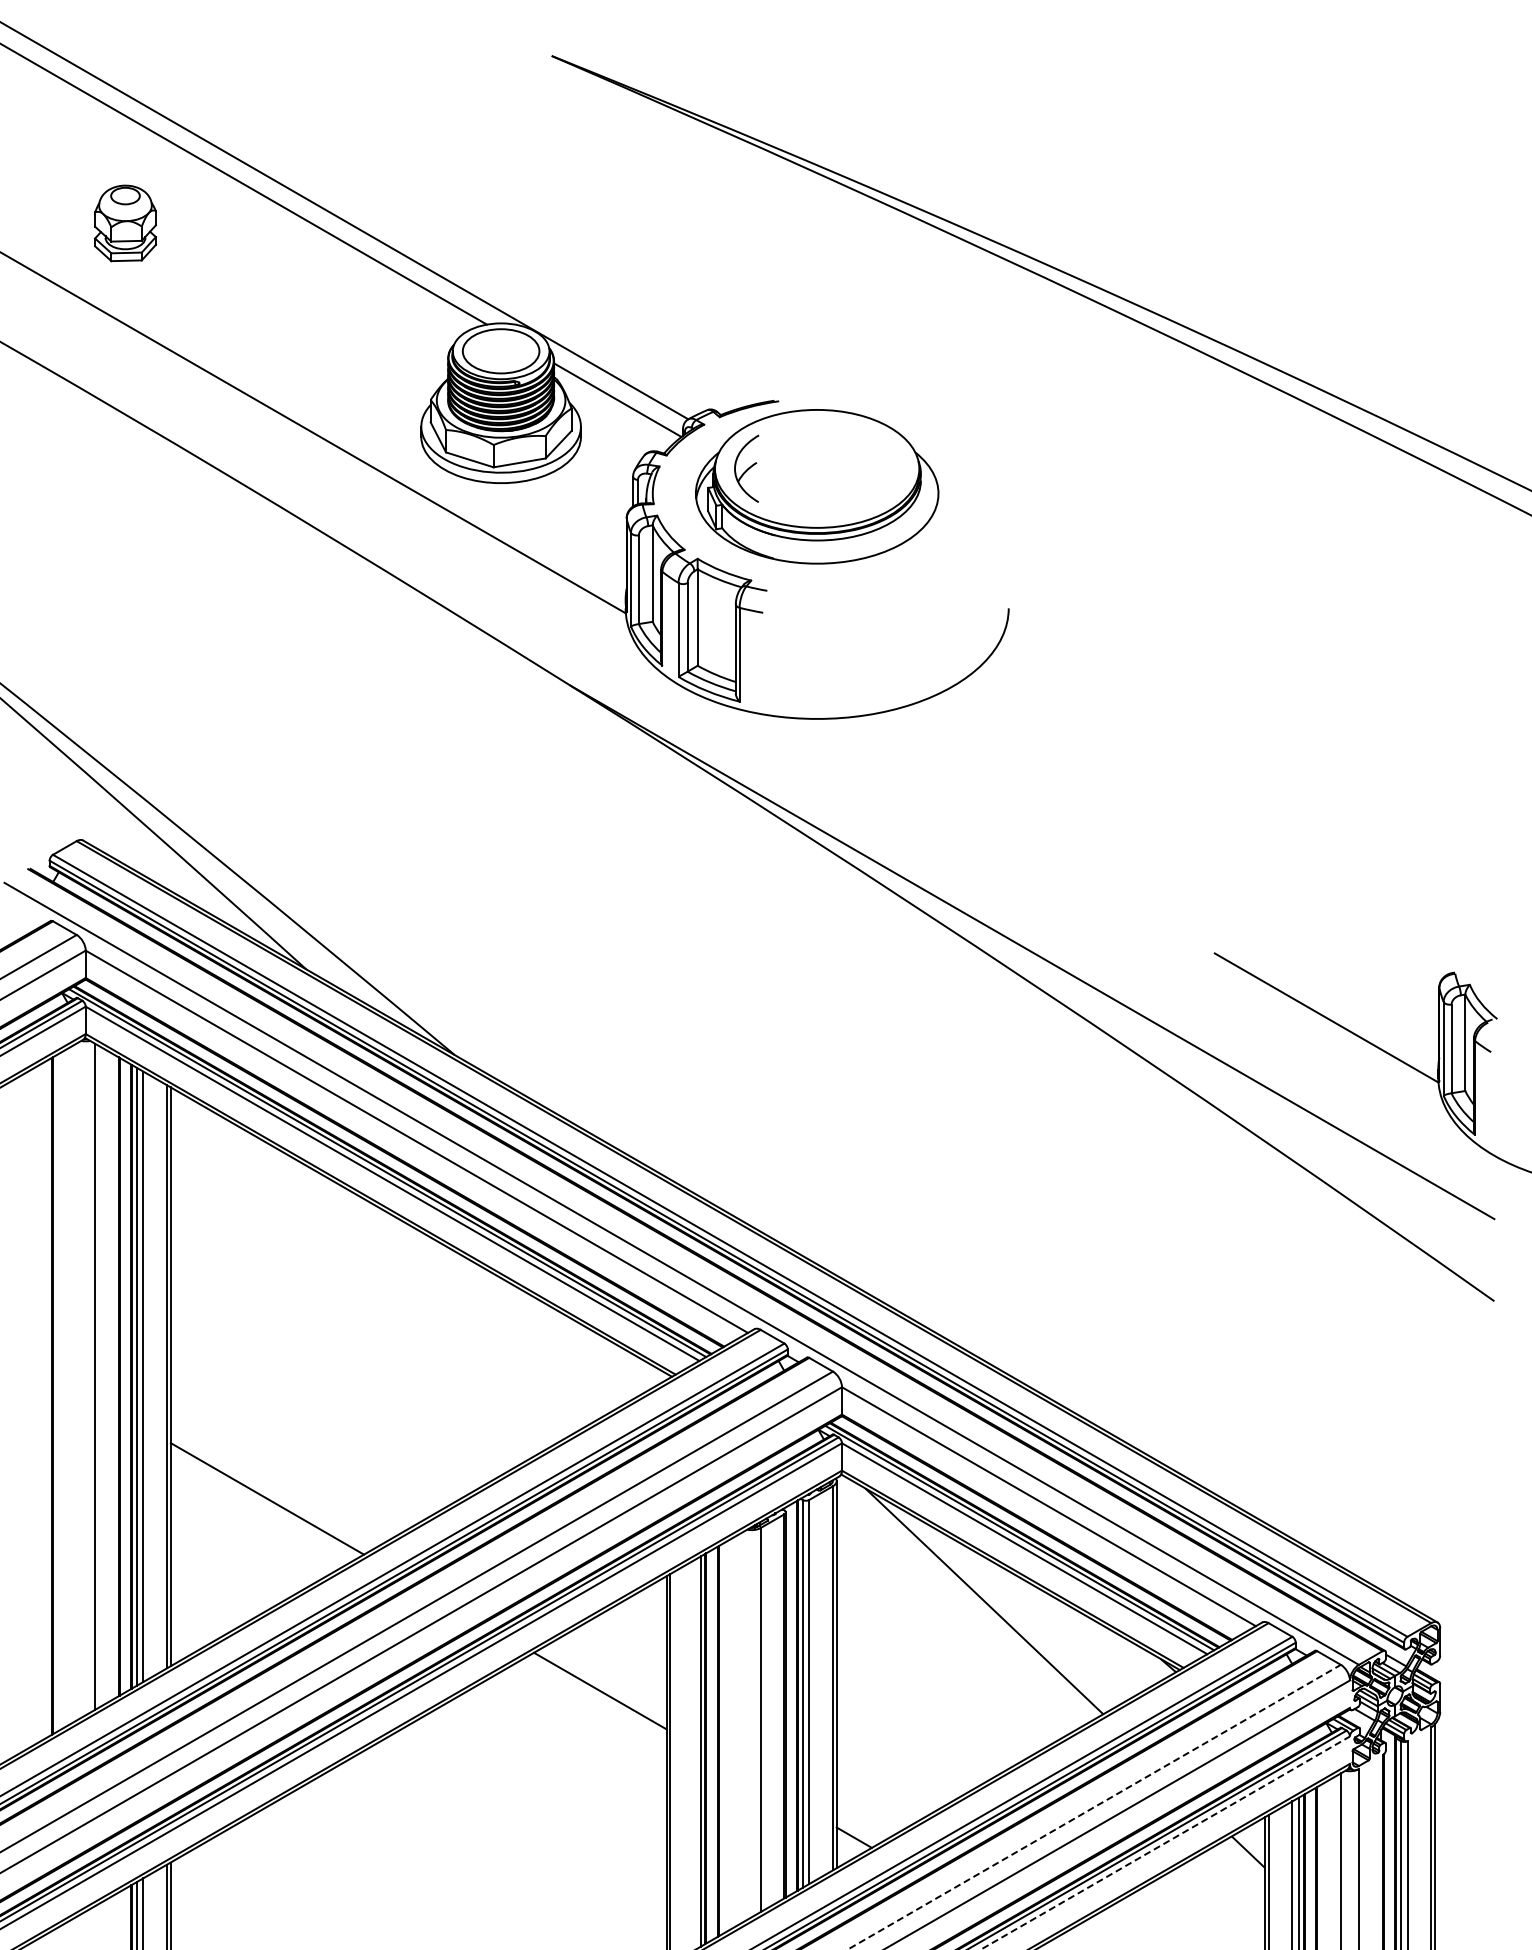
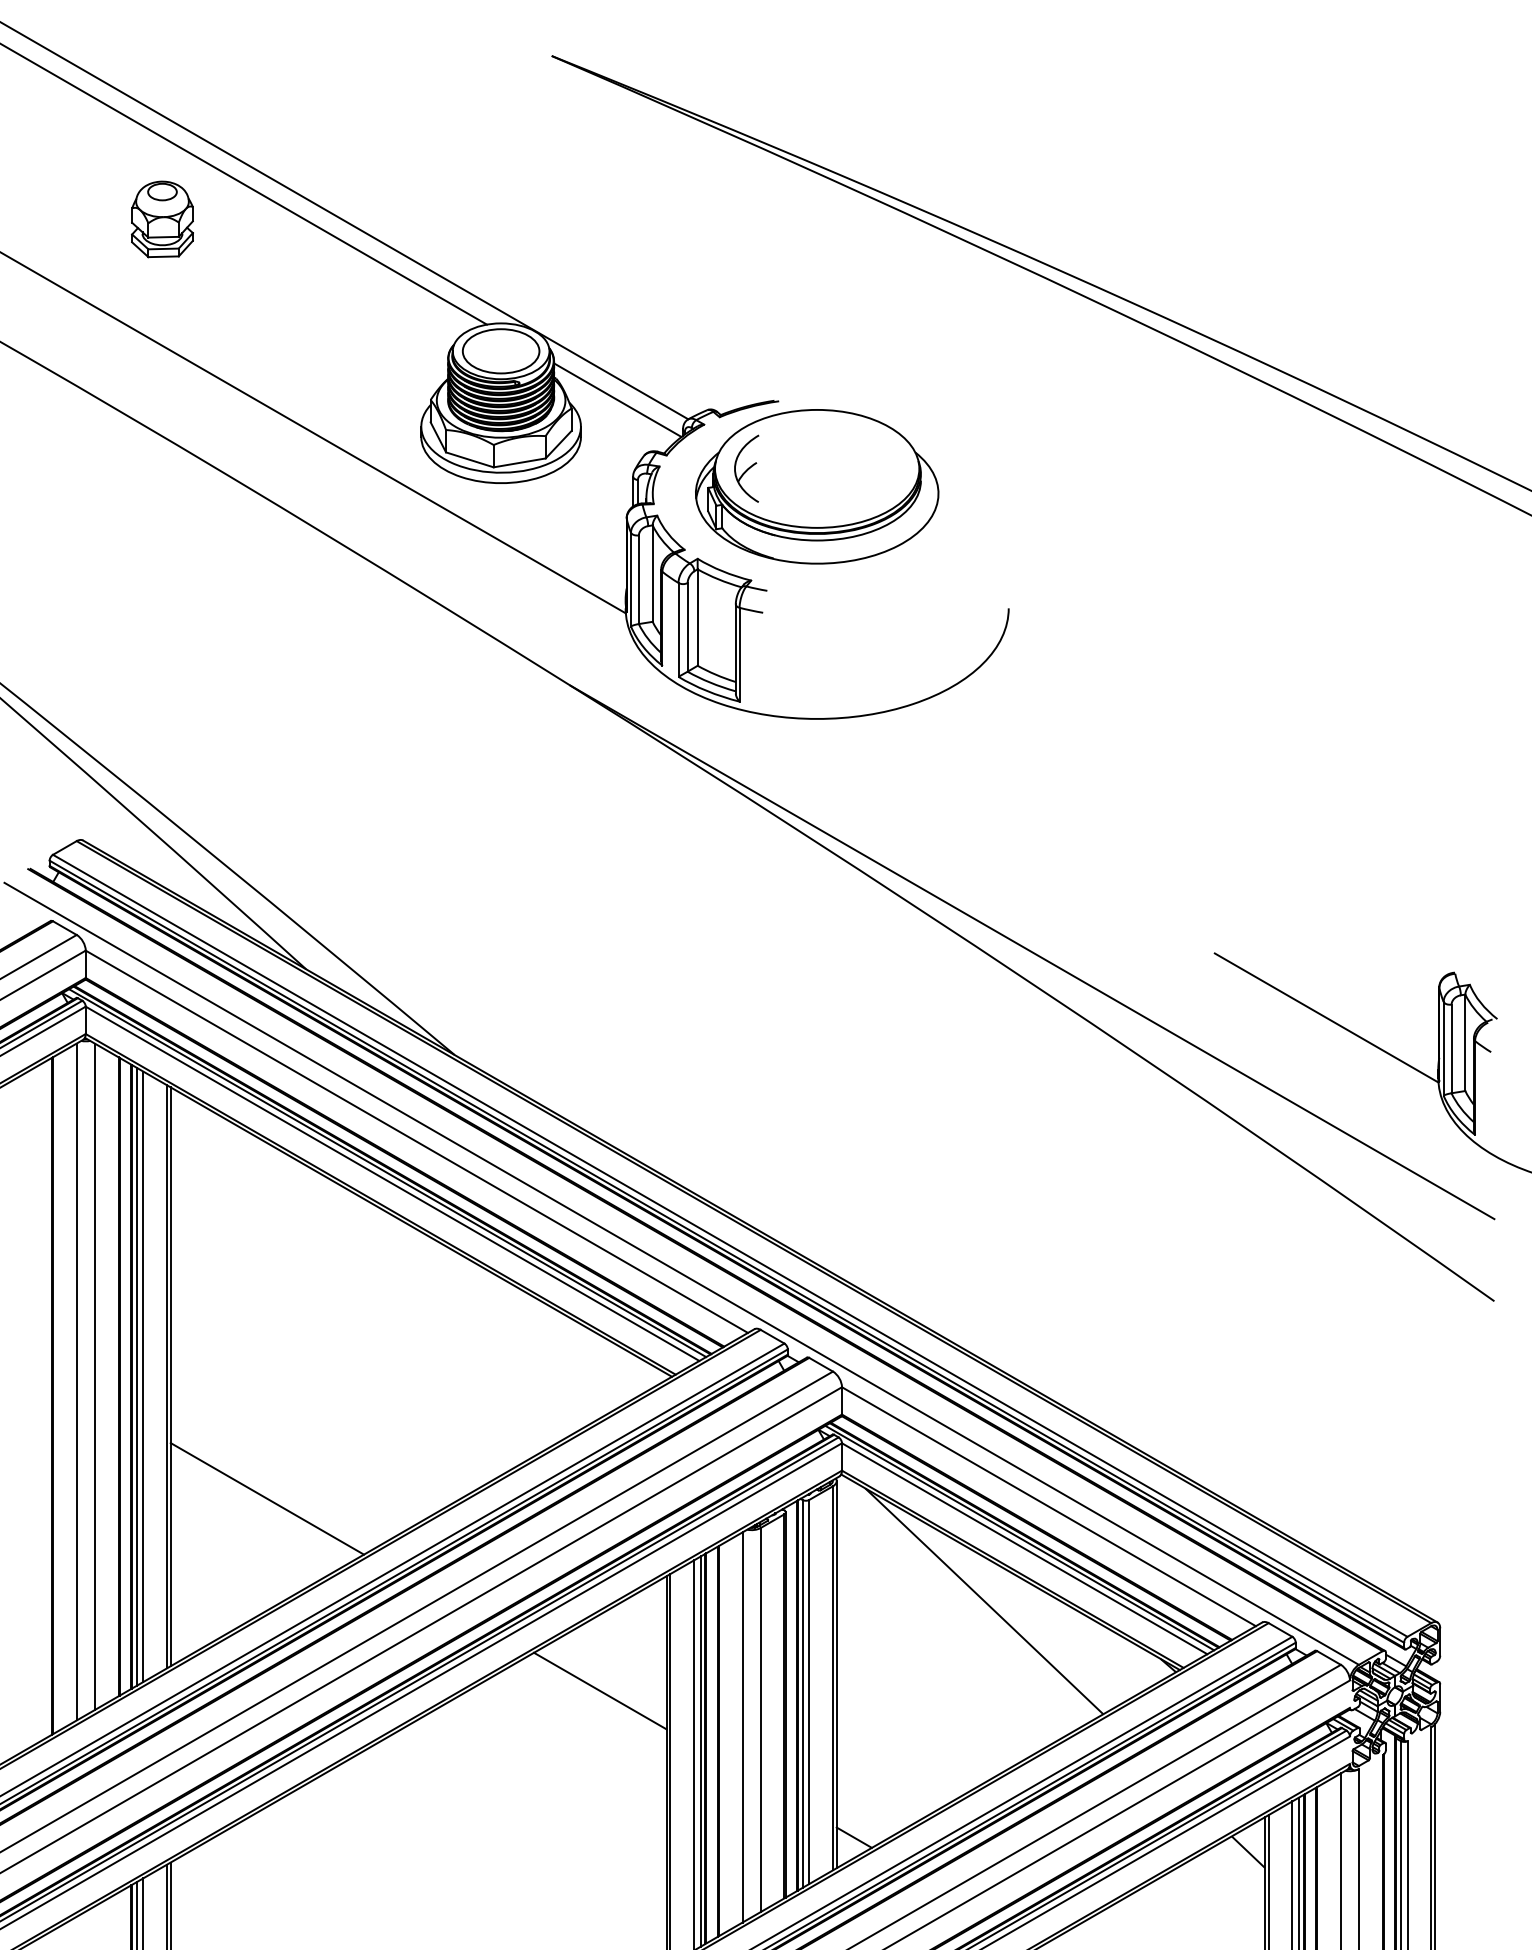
part position: (125, 223) -> (162, 219) (162, 219)
line: none -> present (76, 1381)
line: none -> present (742, 1727)
line: none -> present (694, 1753)
line: dashed -> solid (1094, 1807)
line: dashed -> solid (1165, 1843)
